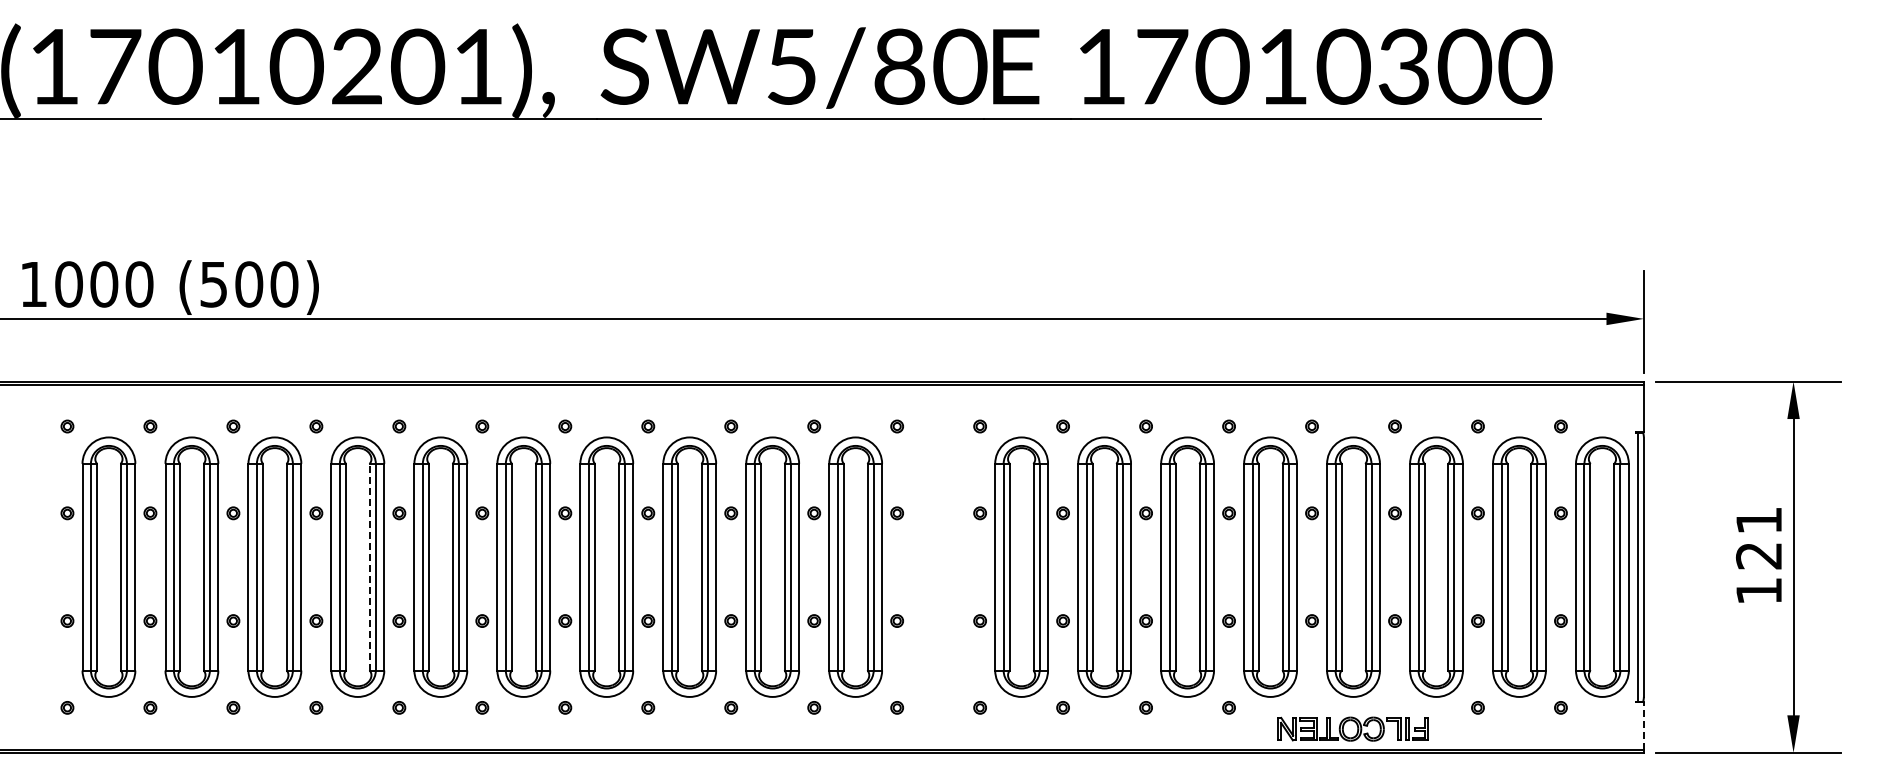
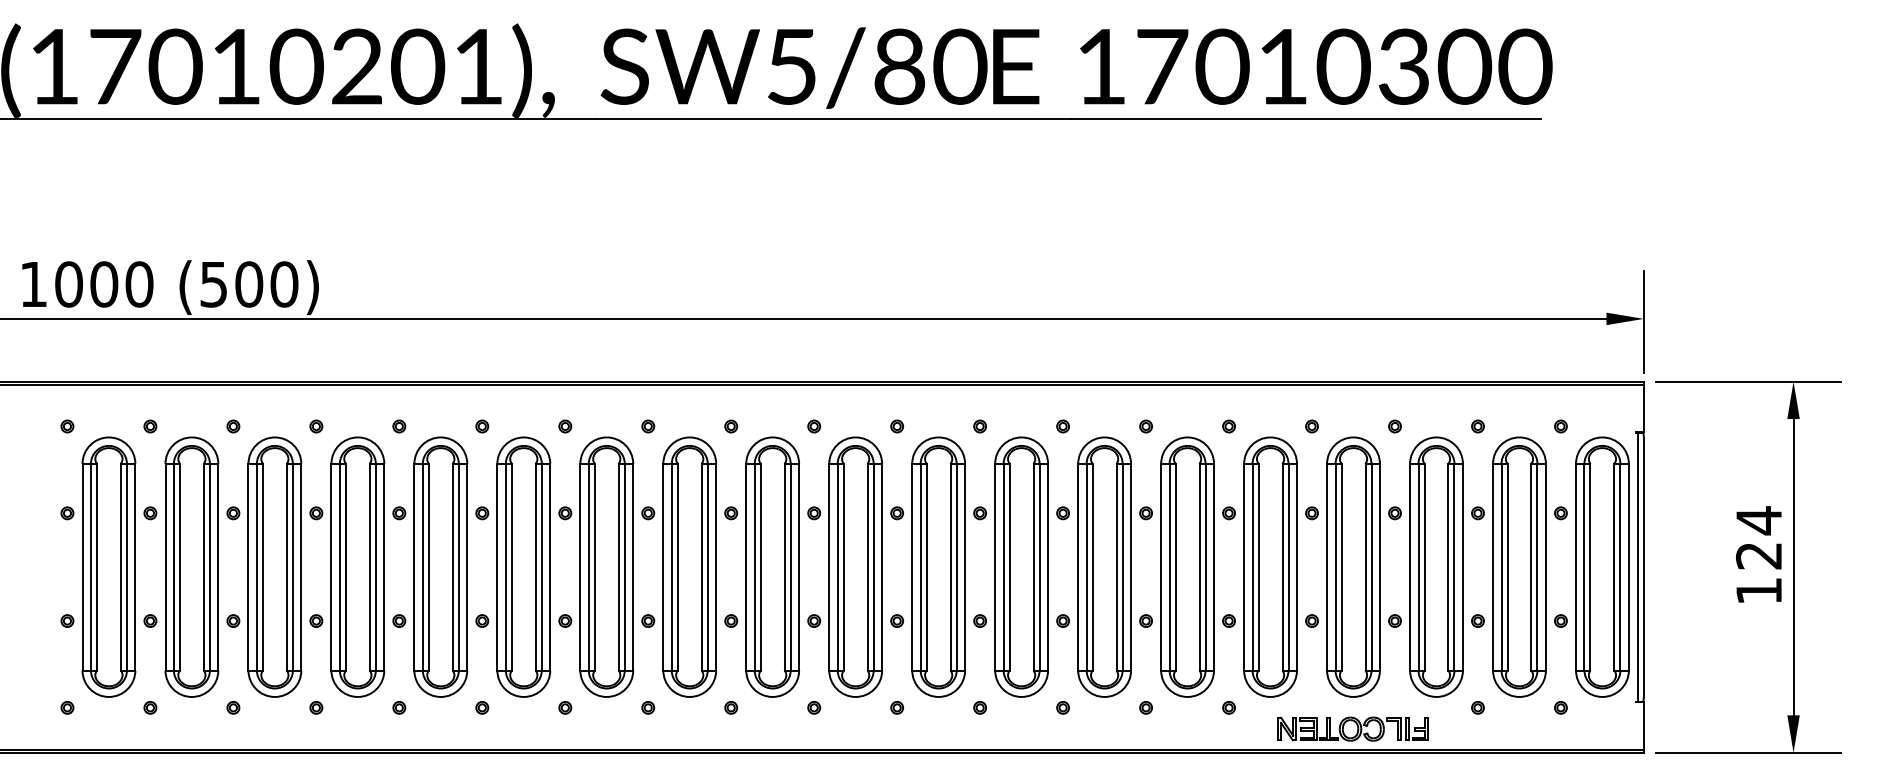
text: 121 -> 124 (1758, 520)
line: dashed -> solid (369, 566)
part: none -> present (938, 566)
line: dashed -> solid (1643, 725)
